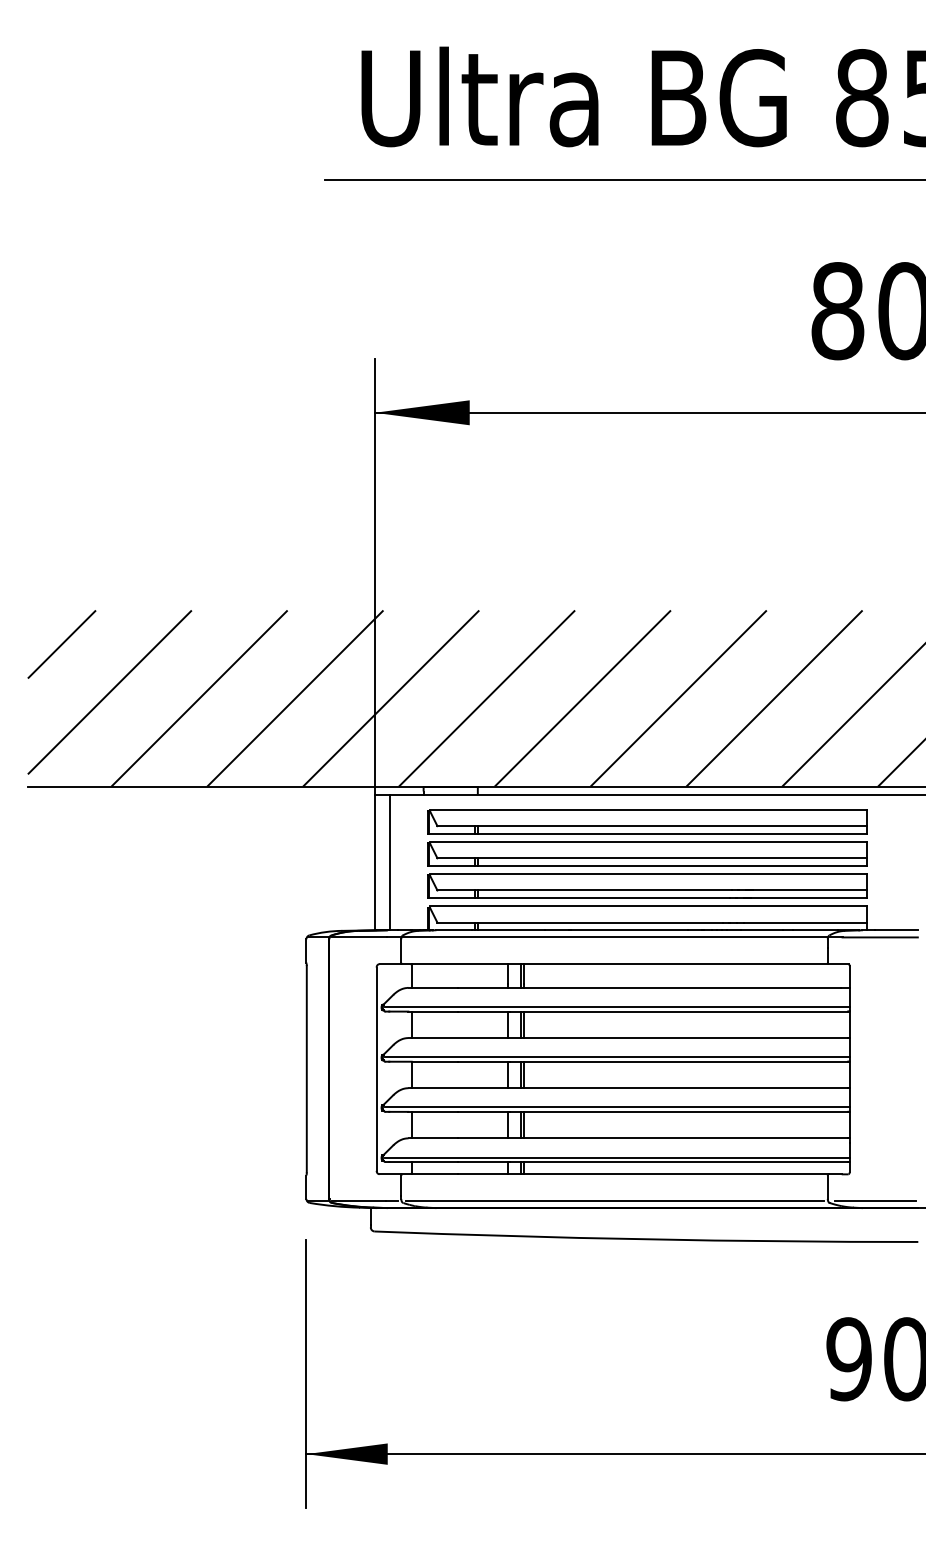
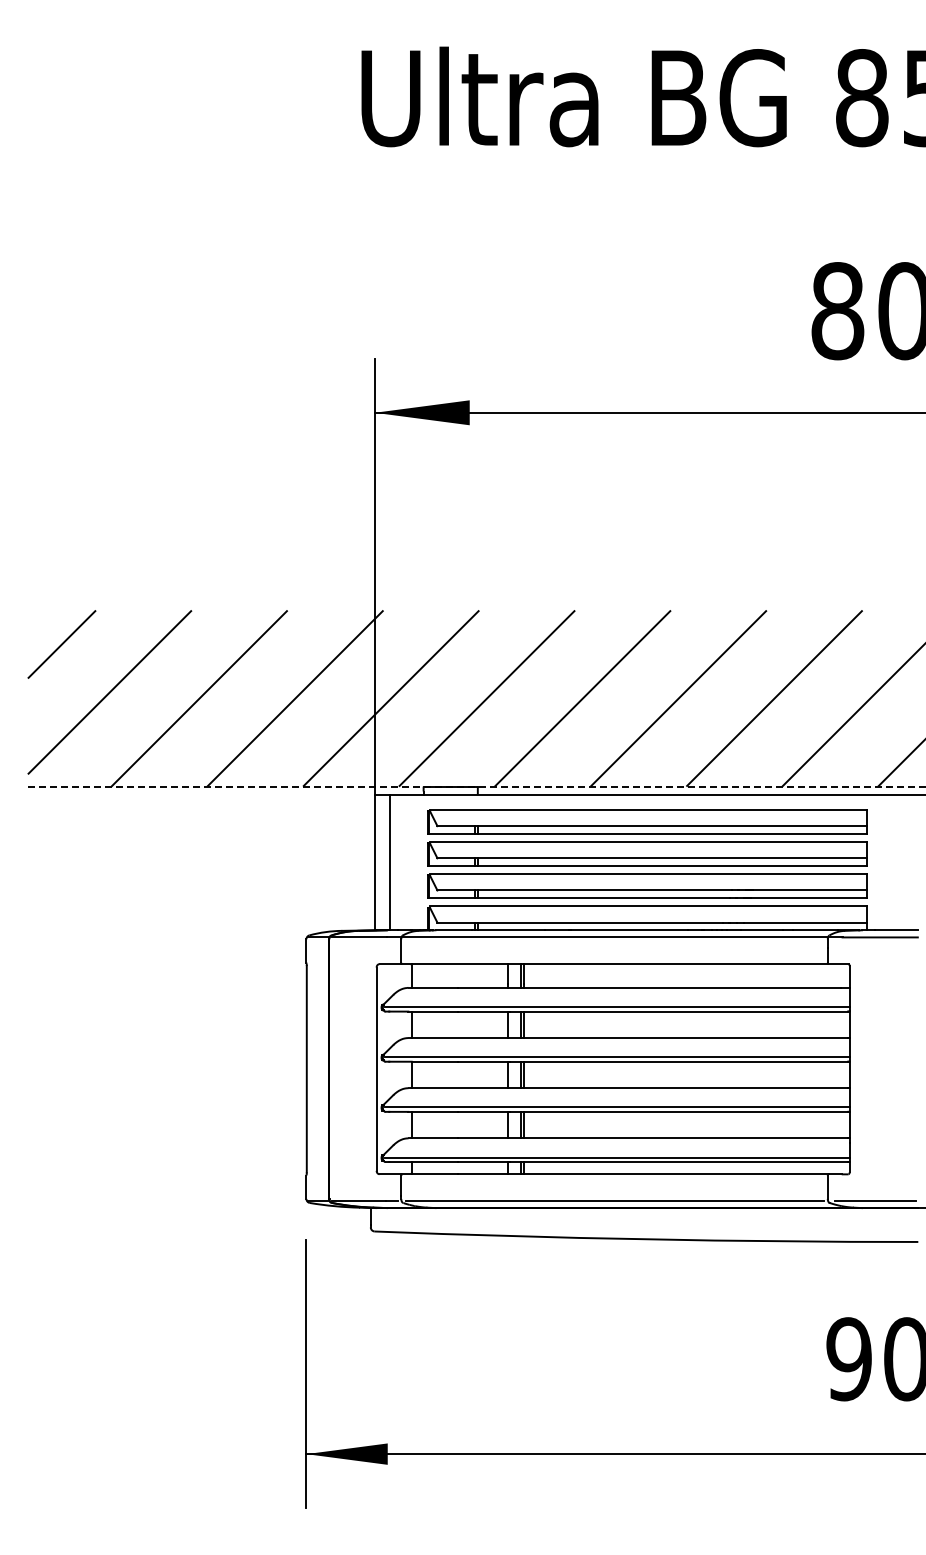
line: present -> none (623, 180)
line: solid -> dashed (476, 786)
